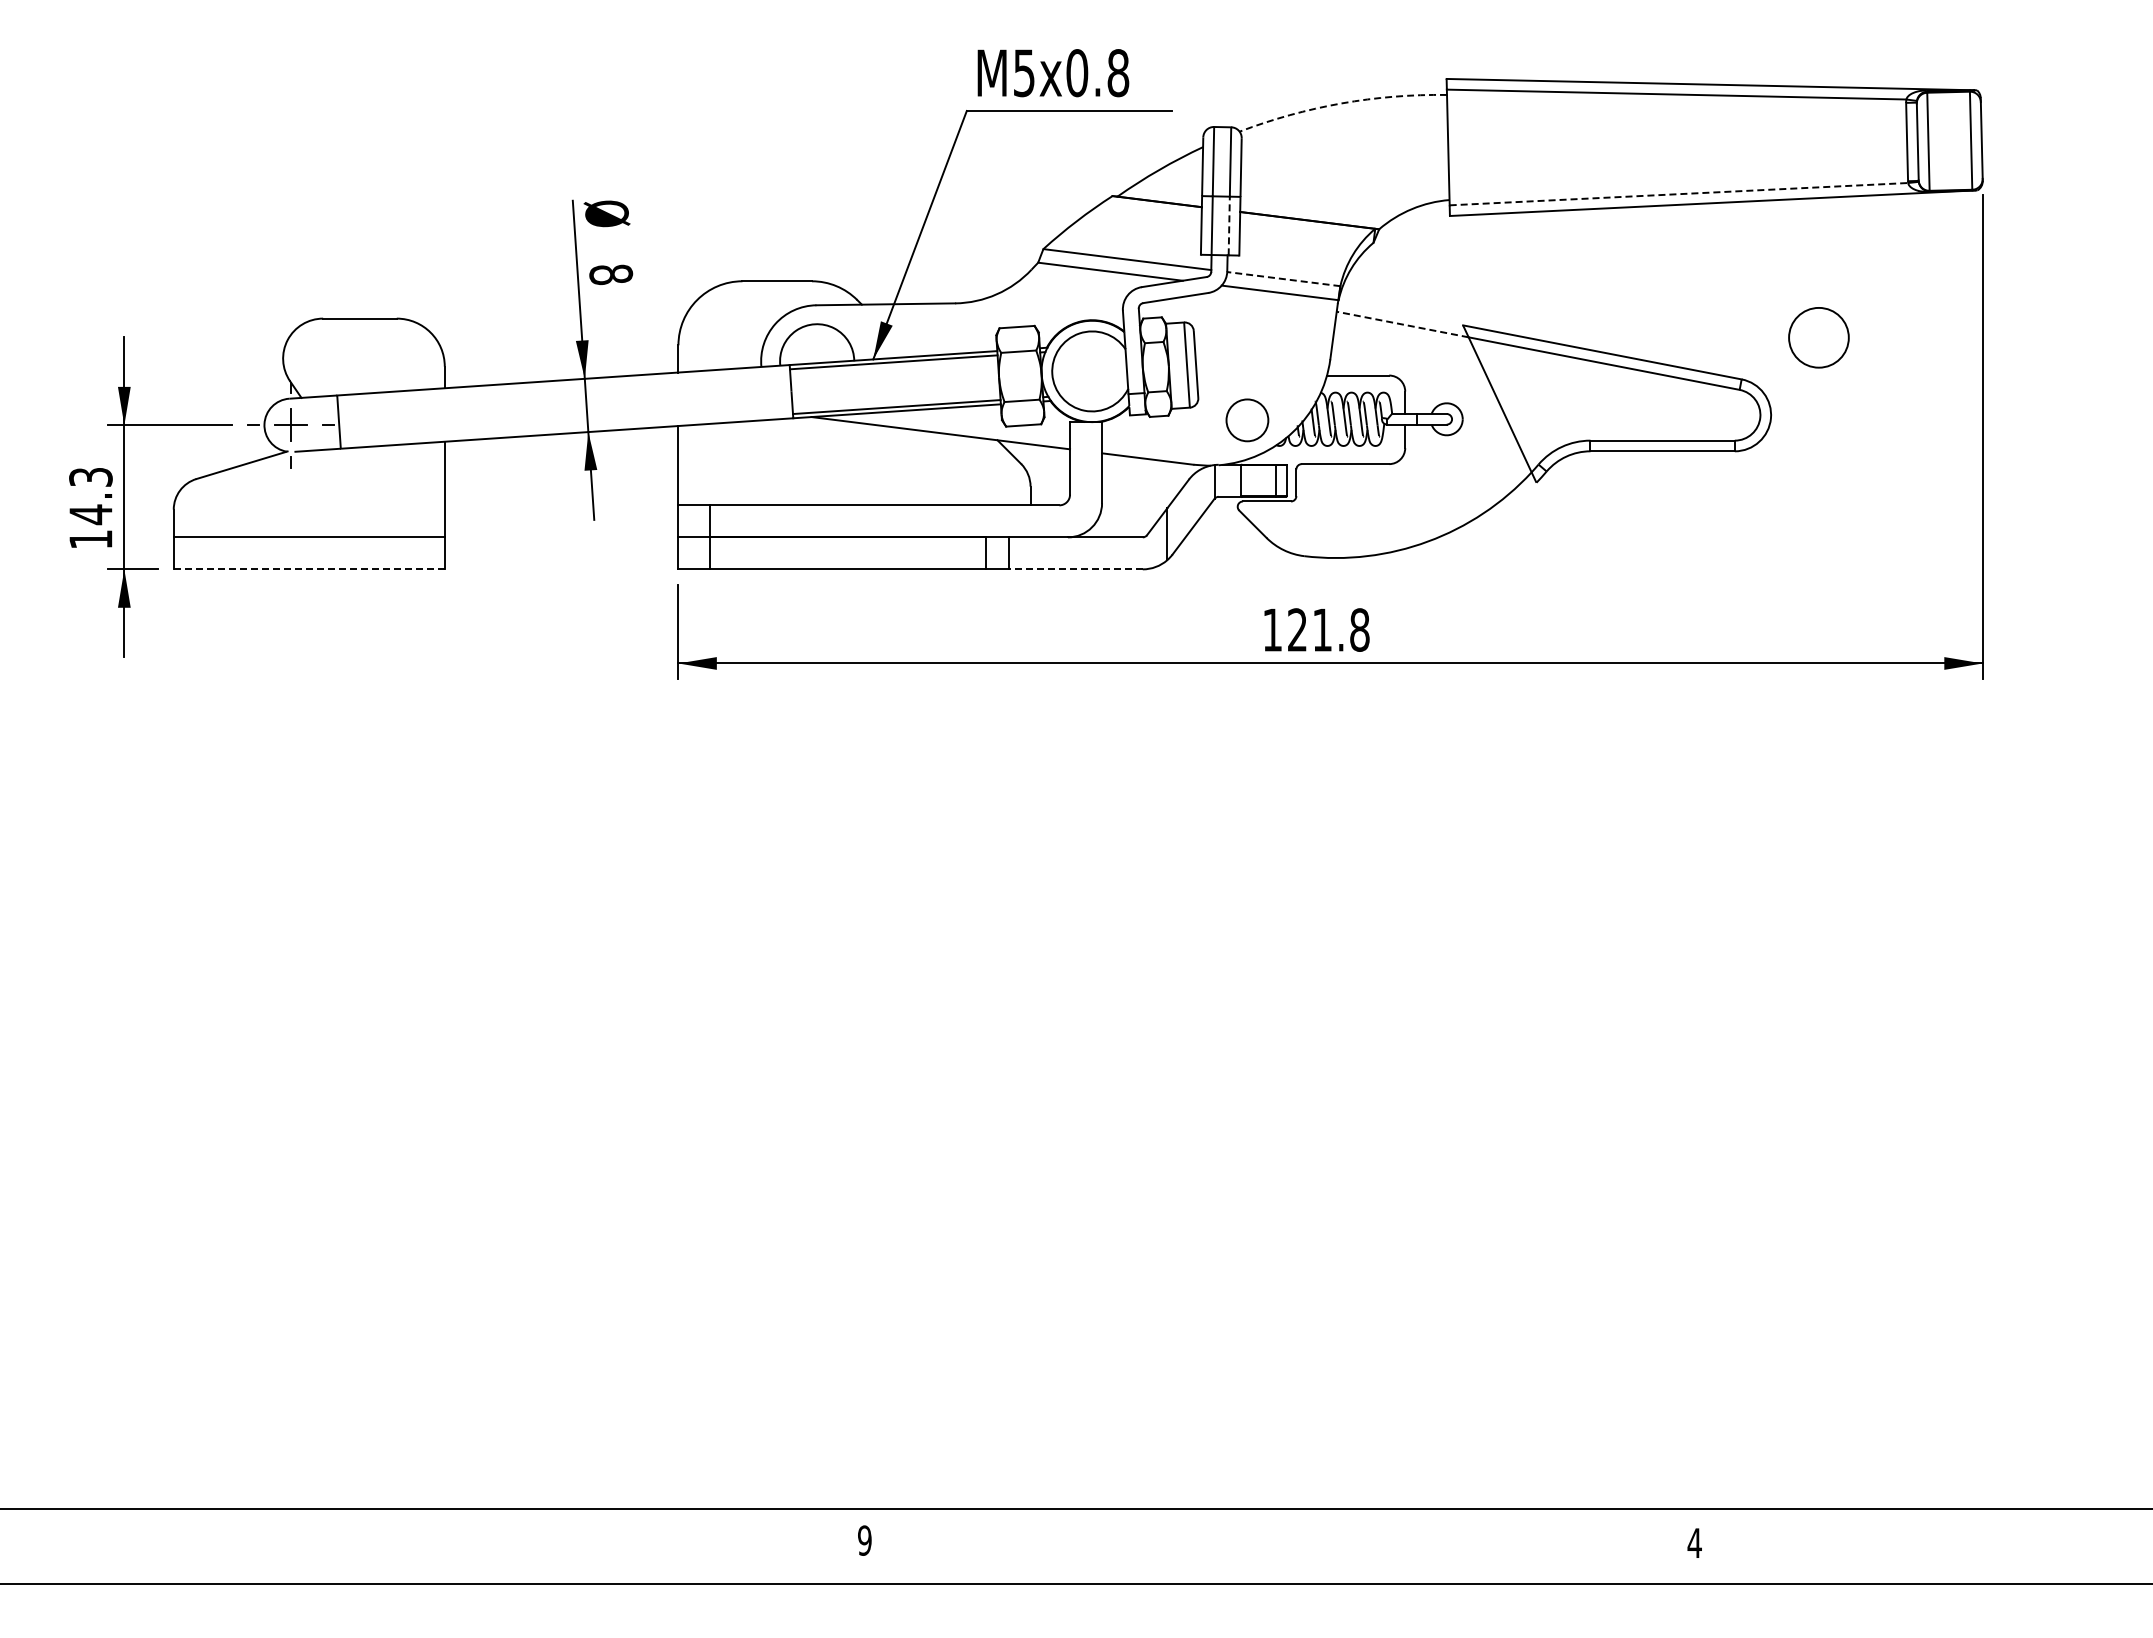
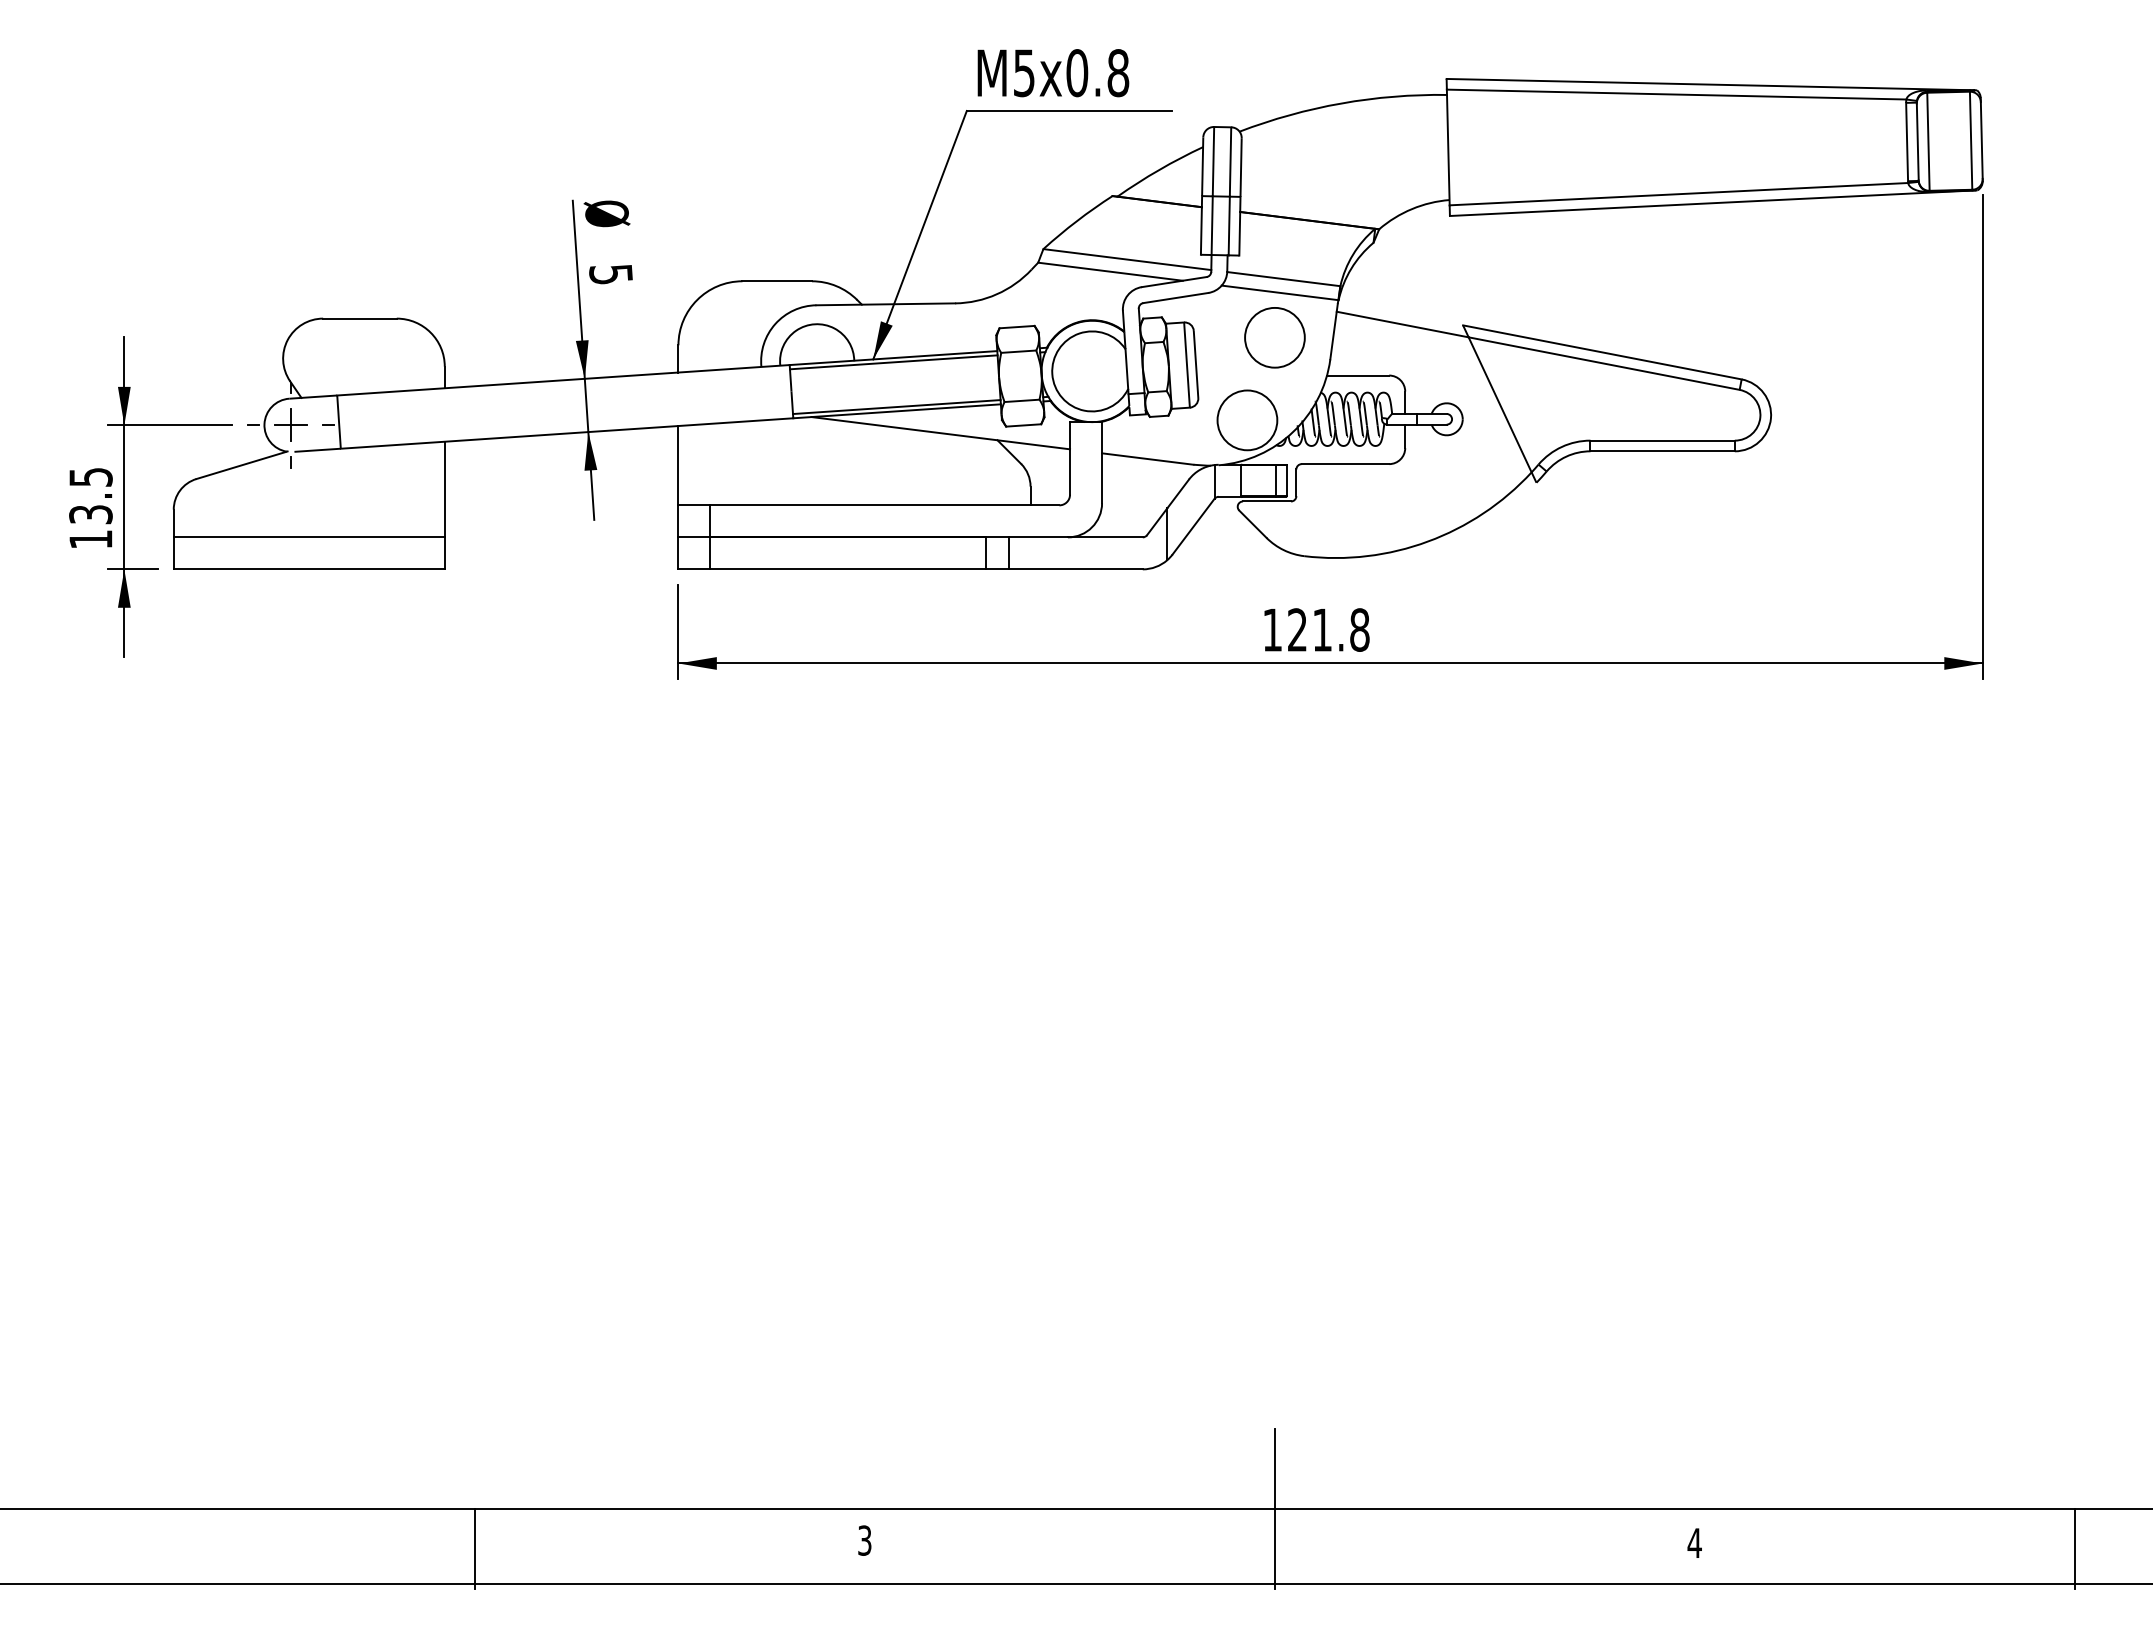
arc: dashed -> solid (1341, 103)
line: dashed -> solid (1678, 194)
line: dashed -> solid (1229, 225)
text: 8 -> 5 (611, 274)
line: dashed -> solid (1283, 279)
line: dashed -> solid (1402, 324)
circle position: (1818, 337) -> (1274, 337) (1274, 337)
circle diameter: 42 px -> 60 px (1247, 420)
text: 14.3 -> 13.5 (90, 496)
line: dashed -> solid (309, 569)
line: dashed -> solid (1075, 569)
line: none -> present (1274, 1508)
text: 9 -> 3 (864, 1540)
line: none -> present (474, 1548)
line: none -> present (2075, 1548)
